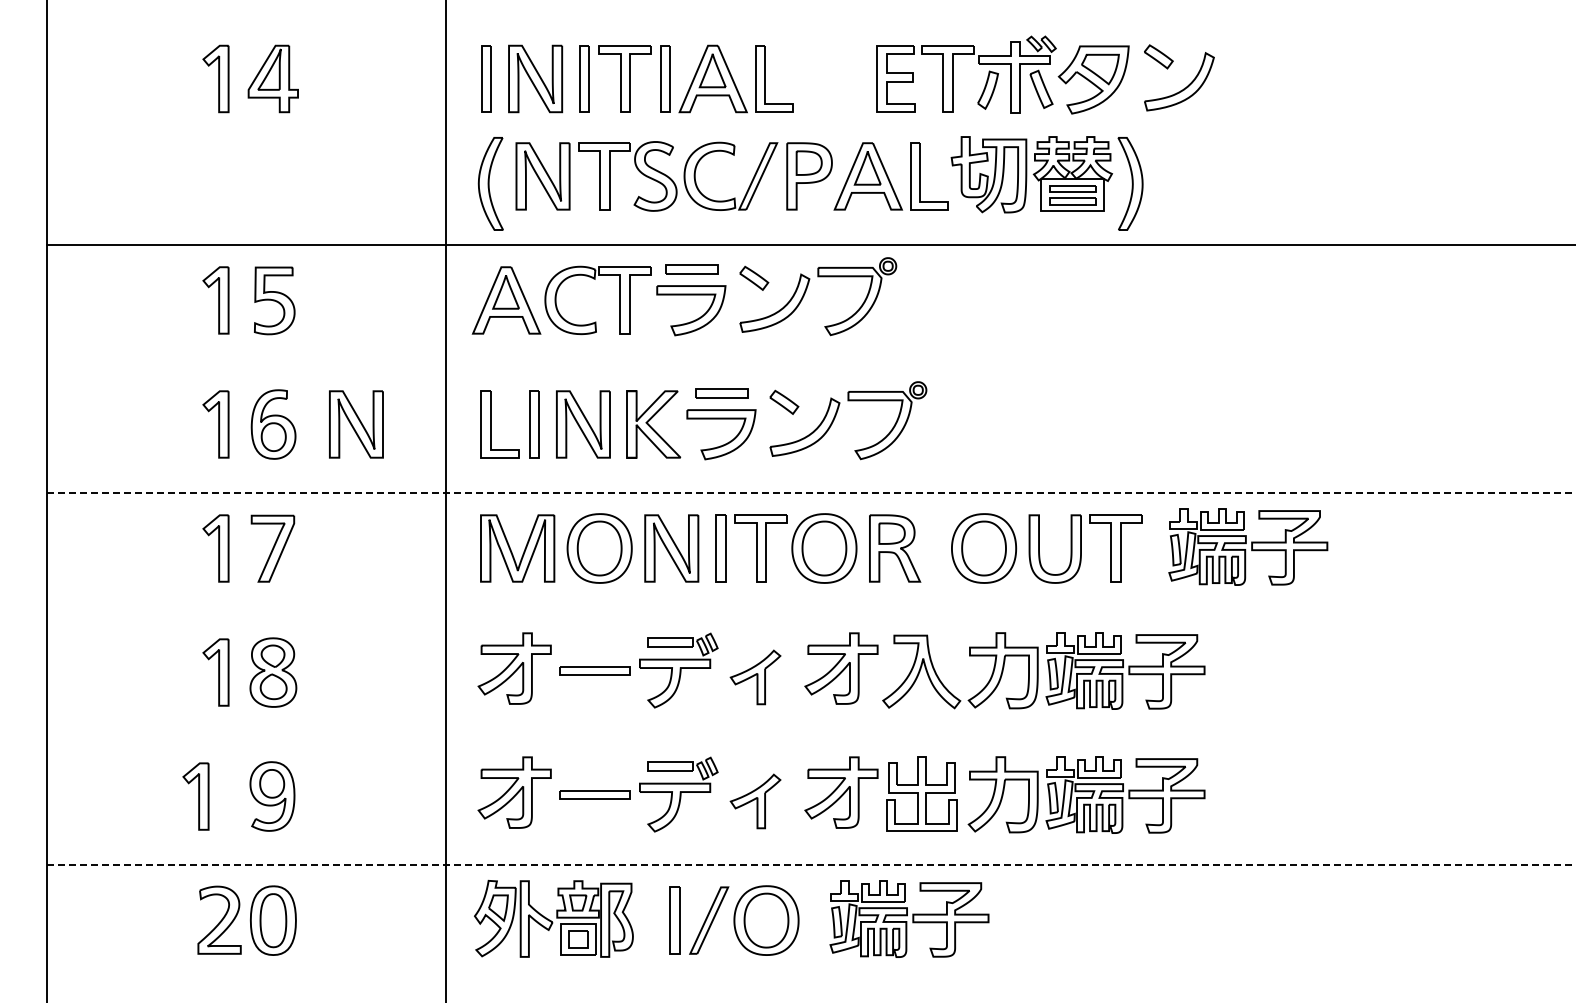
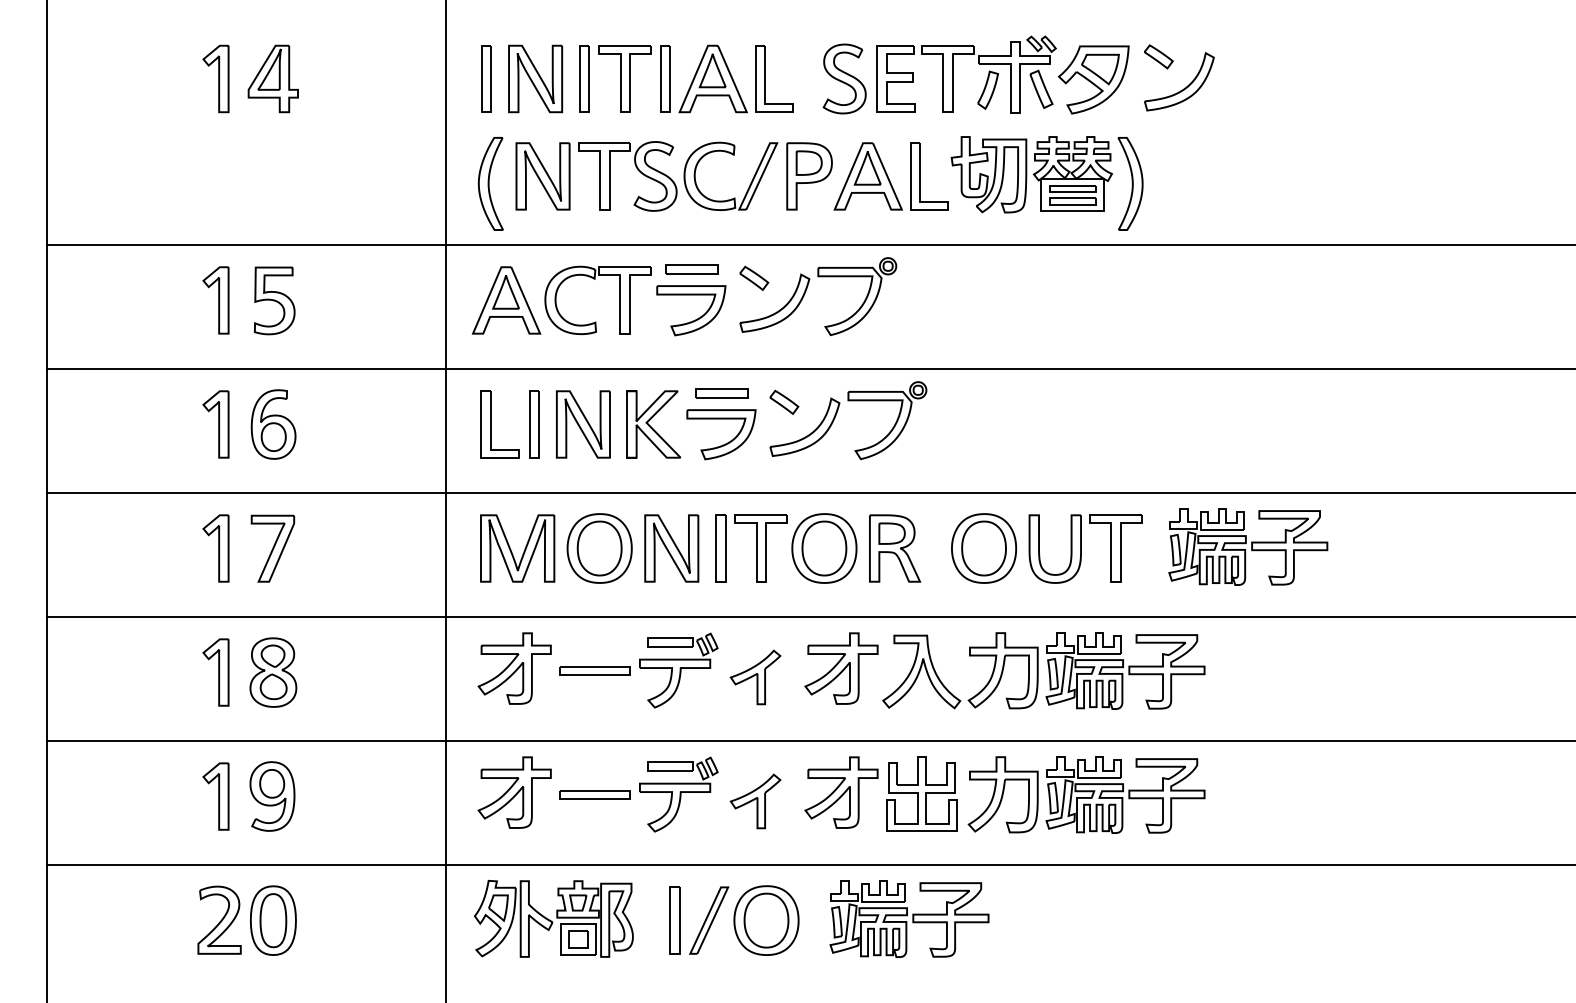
part: none -> present (844, 78)
line: none -> present (809, 368)
part: present -> none (356, 424)
line: dashed -> solid (811, 492)
line: none -> present (809, 616)
line: none -> present (809, 740)
part position: (195, 796) -> (215, 796) (215, 796)
line: dashed -> solid (811, 864)
